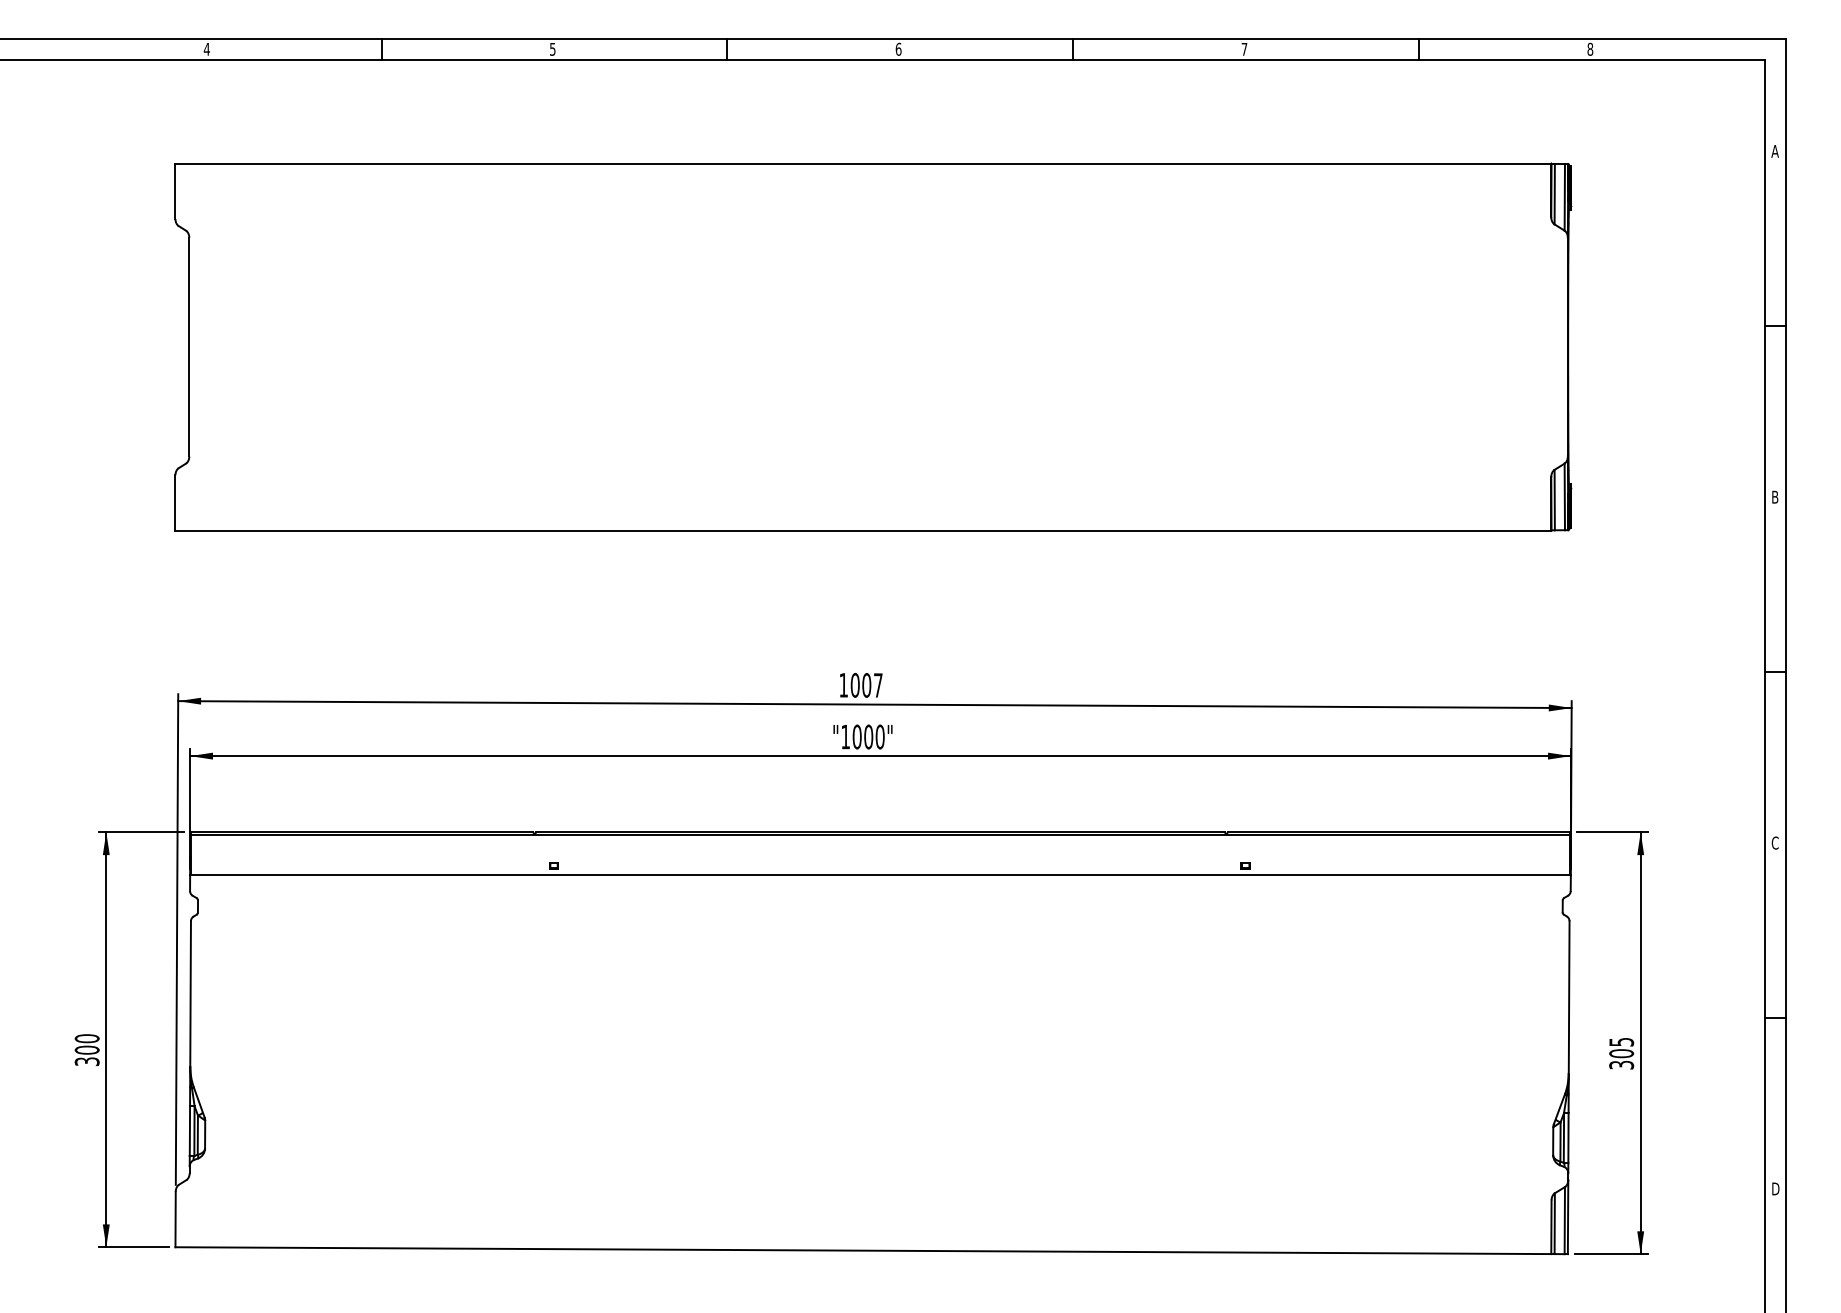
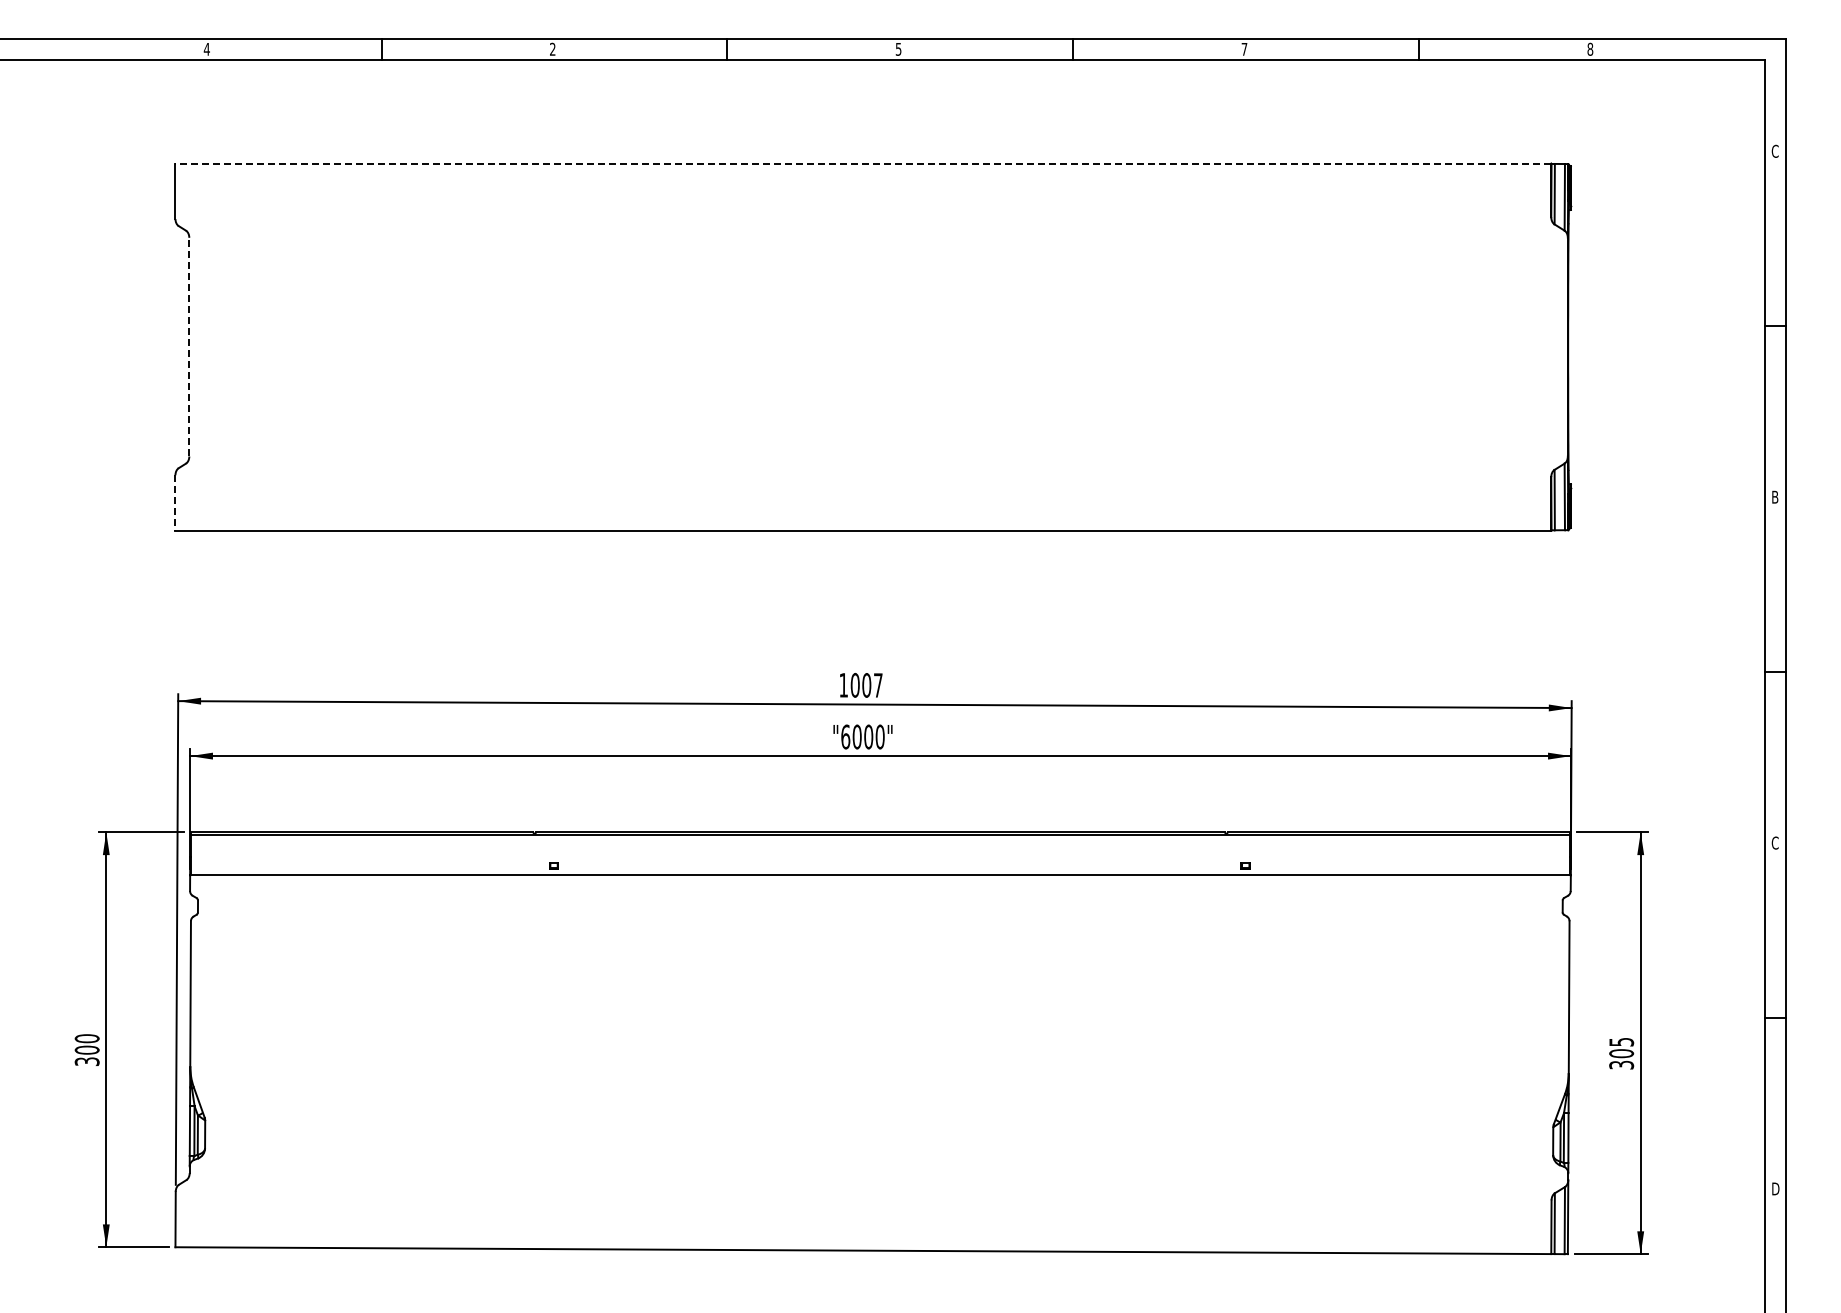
text: 5 -> 2 (552, 48)
text: 6 -> 5 (898, 48)
text: A -> C (1774, 150)
line: solid -> dashed (863, 163)
line: solid -> dashed (189, 346)
line: solid -> dashed (175, 503)
text: "1000" -> "6000" (845, 736)
